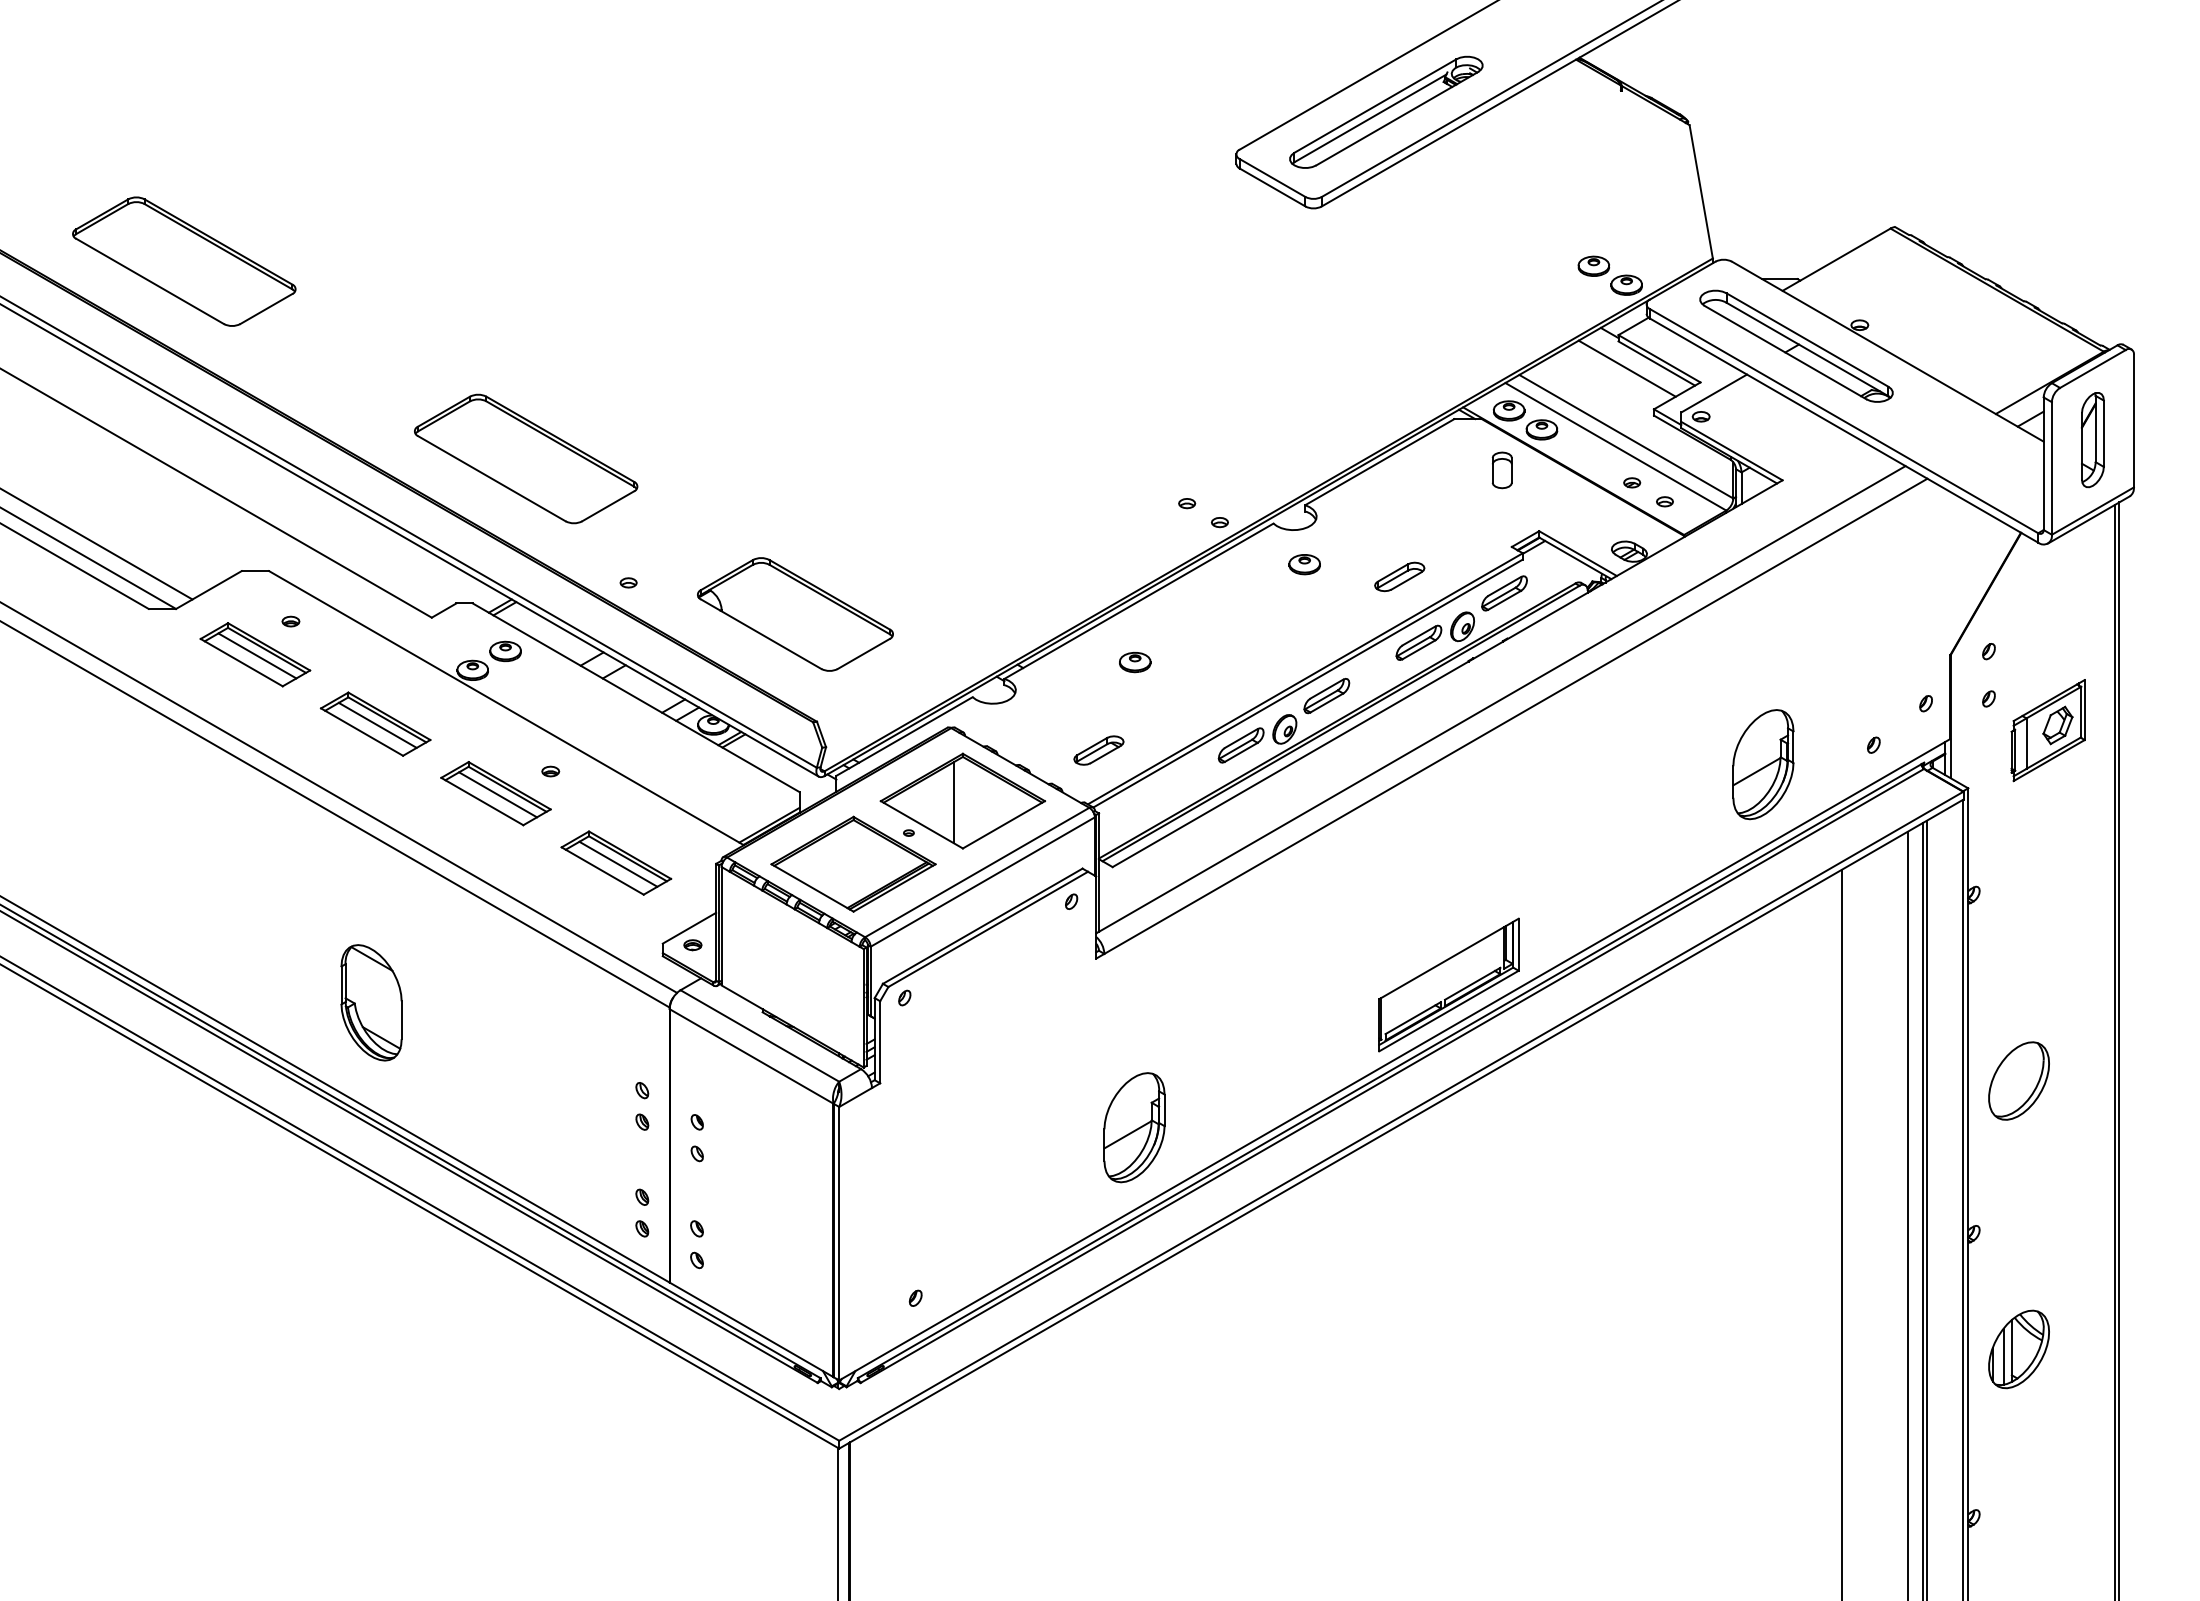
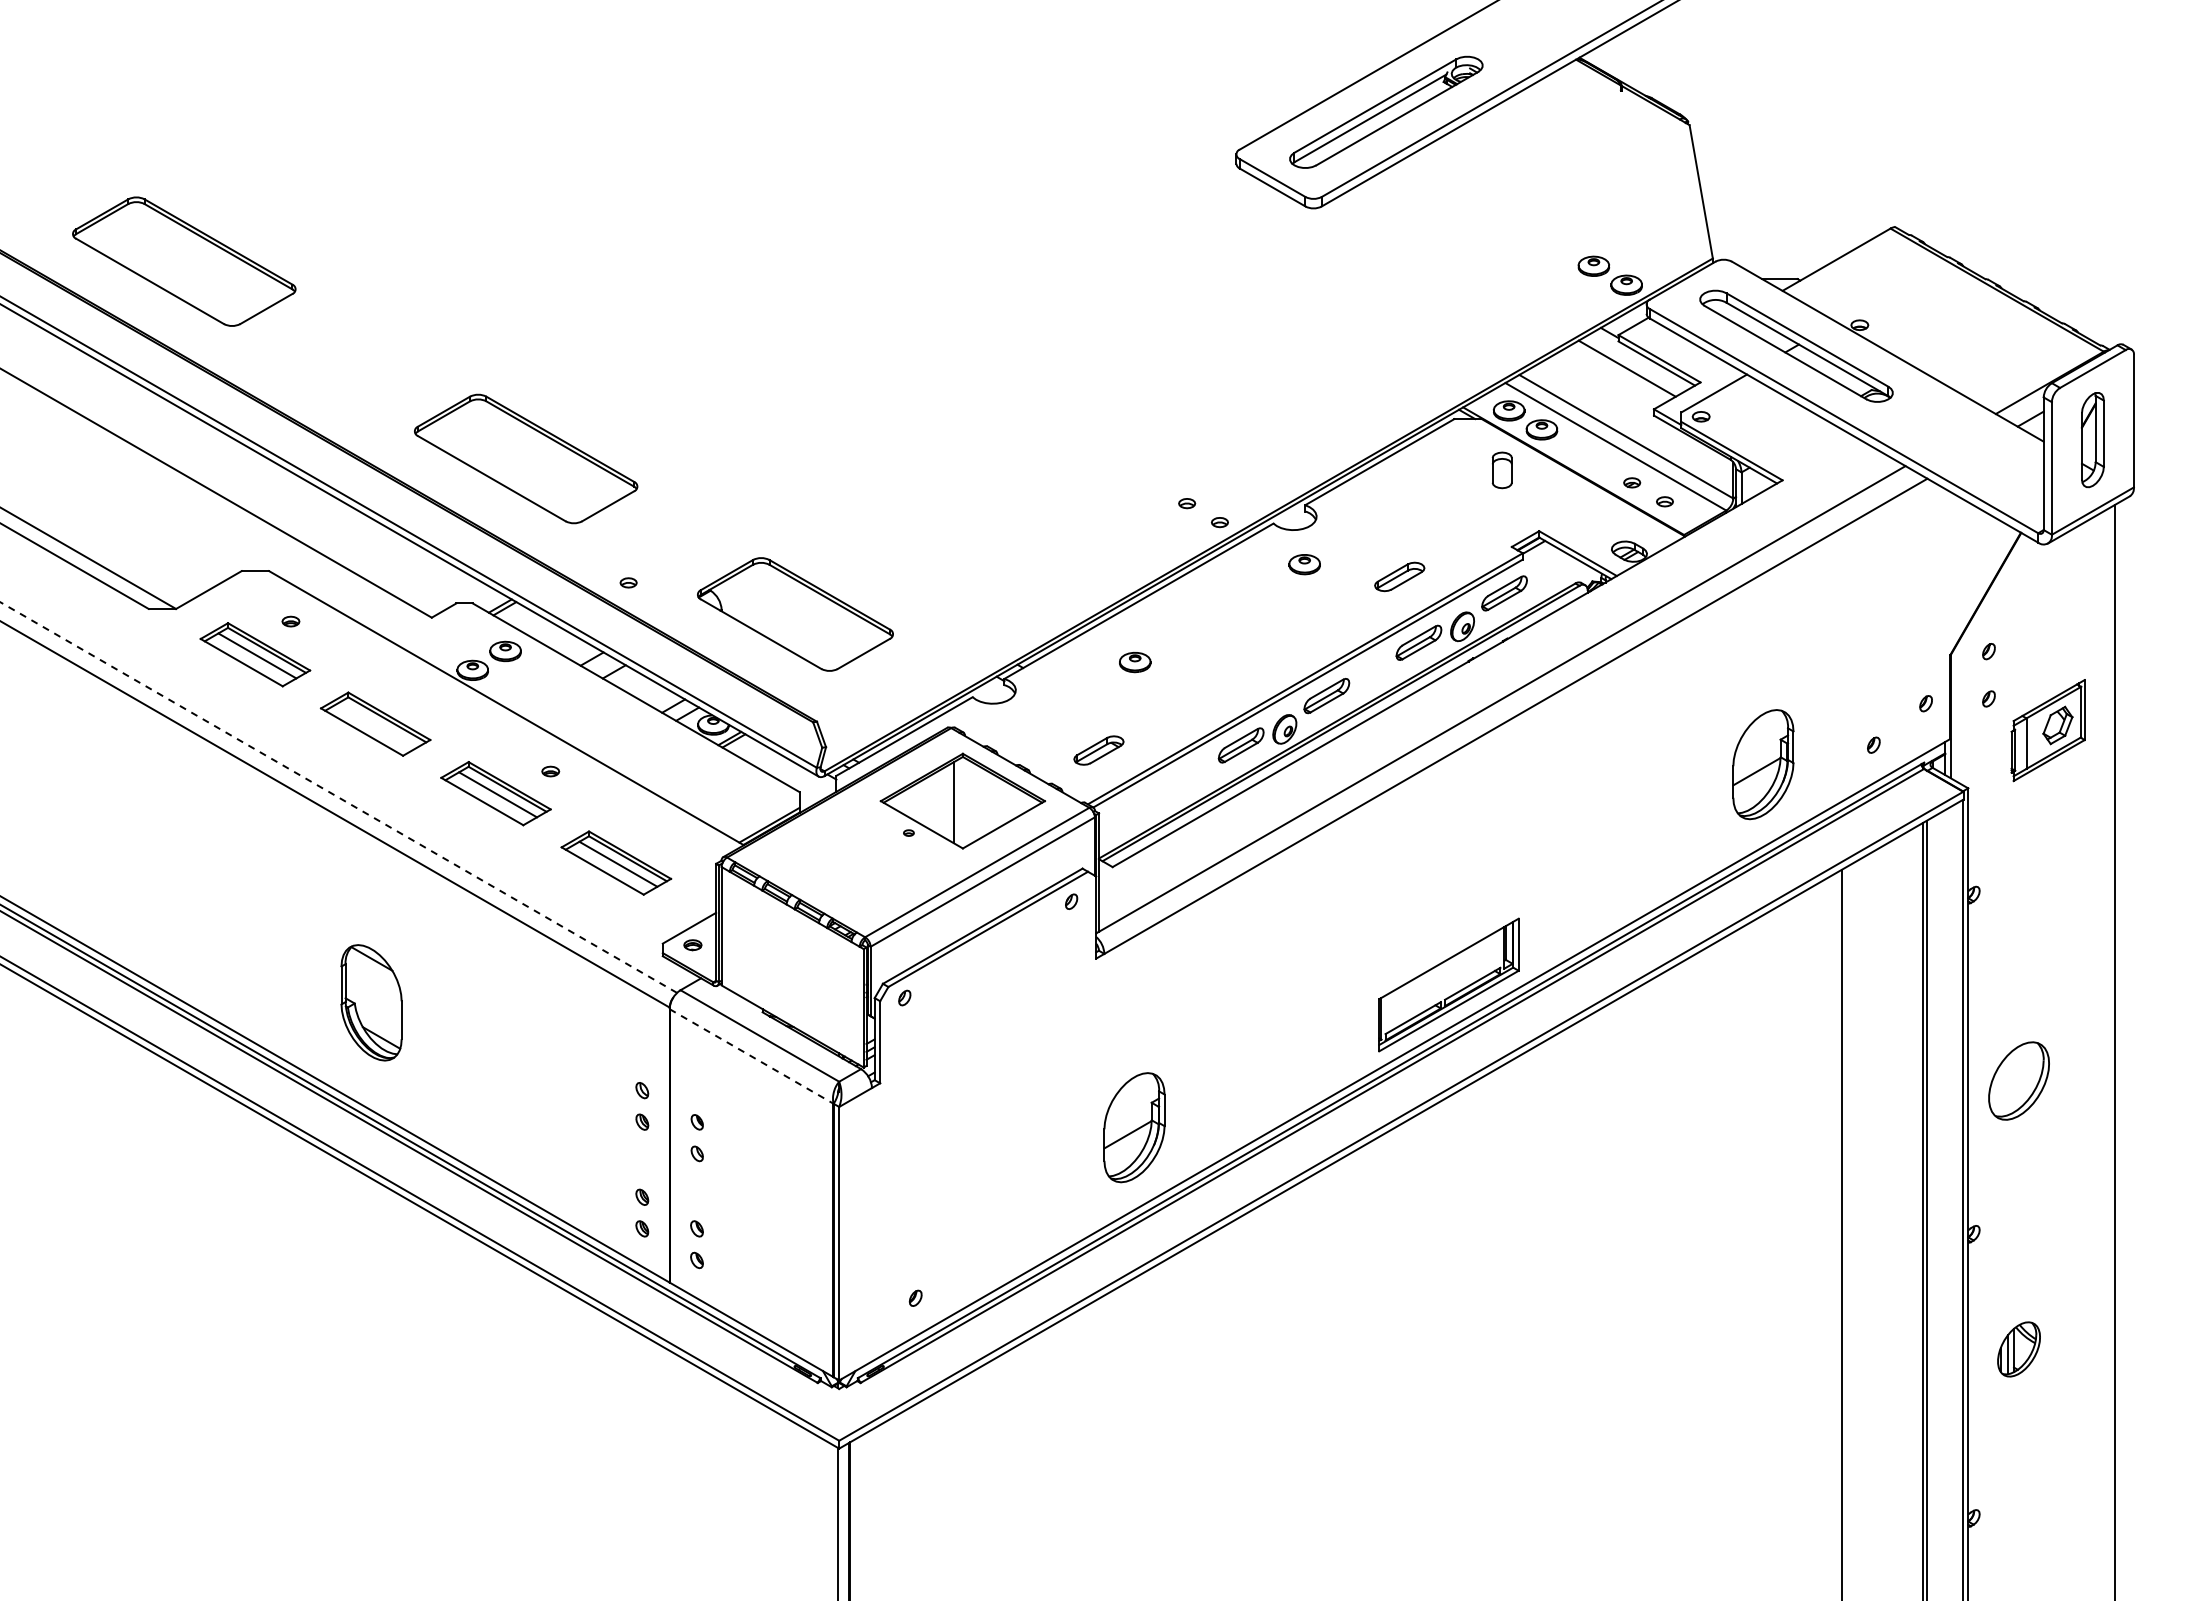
line: present -> none (97, 544)
line: present -> none (377, 724)
line: solid -> dashed (338, 797)
part: present -> none (853, 863)
line: present -> none (2119, 1049)
line: solid -> dashed (751, 1056)
line: present -> none (1908, 1214)
part size: 62x81 px -> 44x57 px (2018, 1349)
